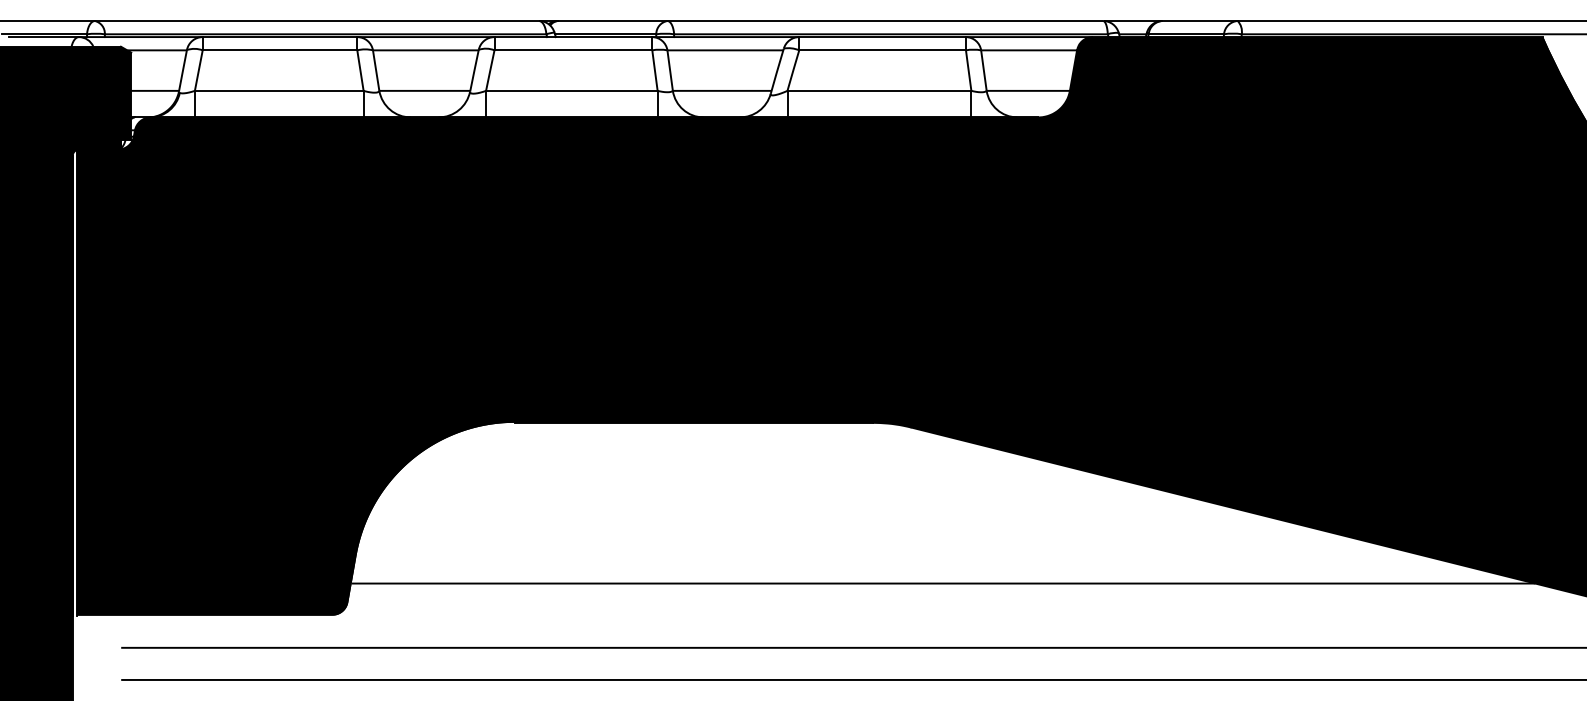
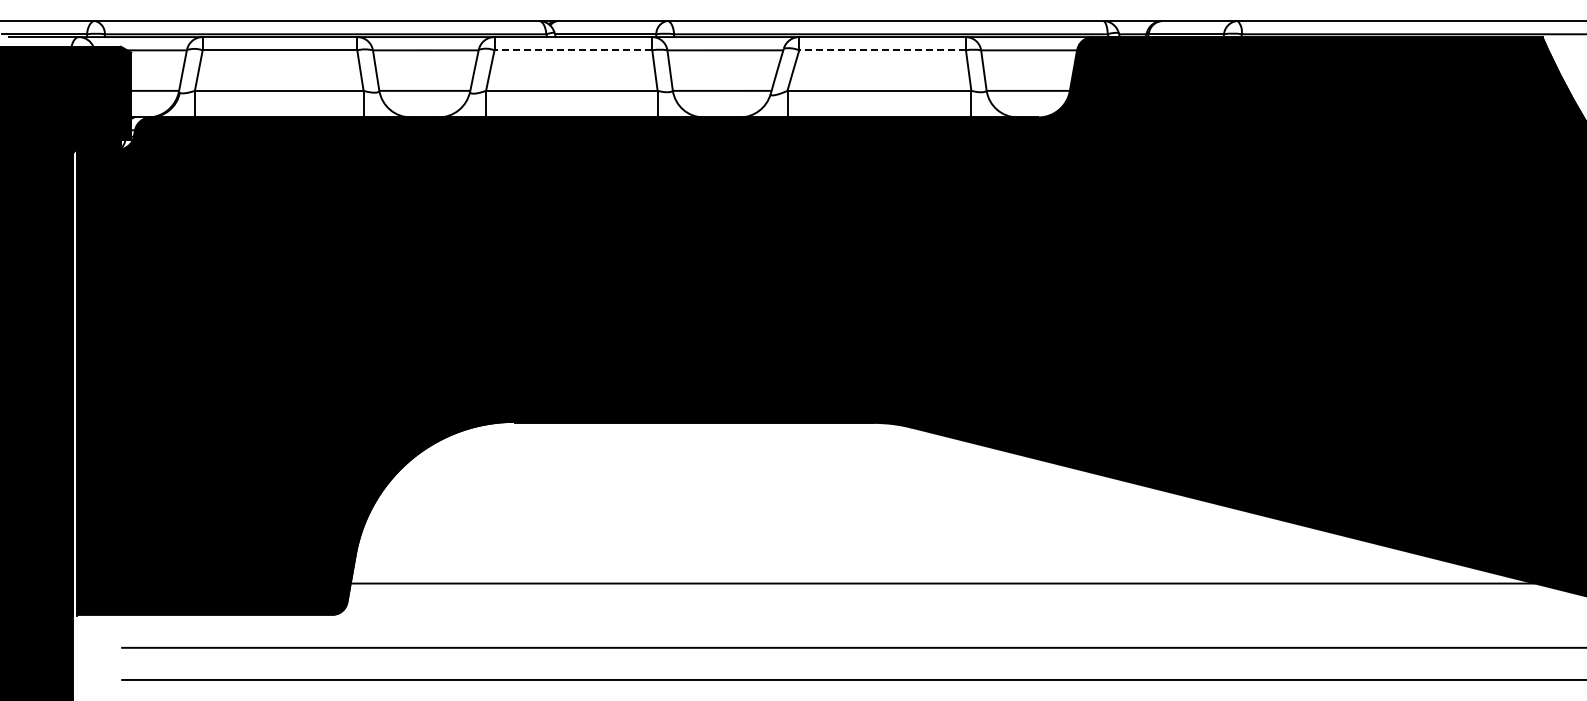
line: solid -> dashed (573, 50)
line: solid -> dashed (882, 50)
